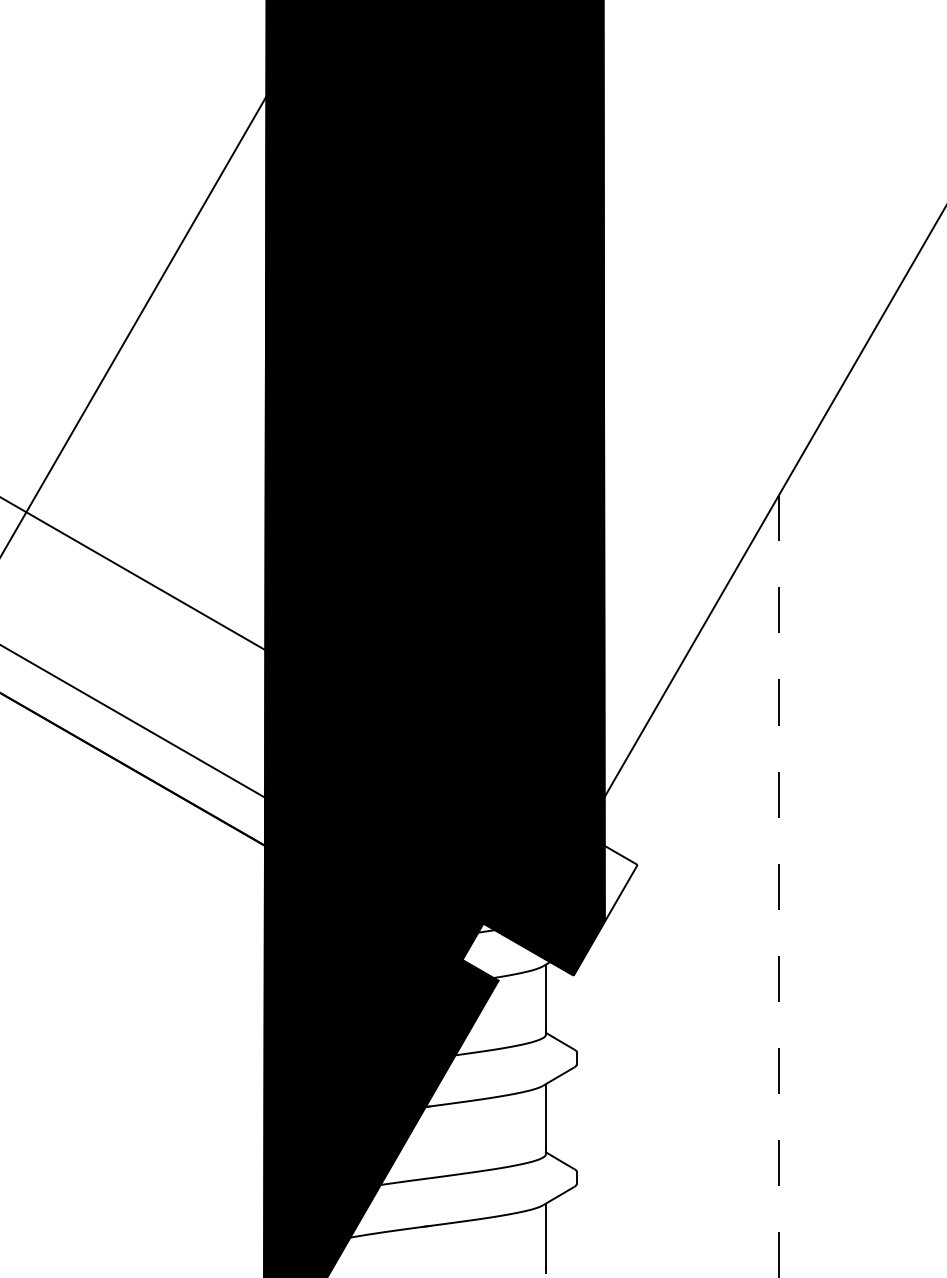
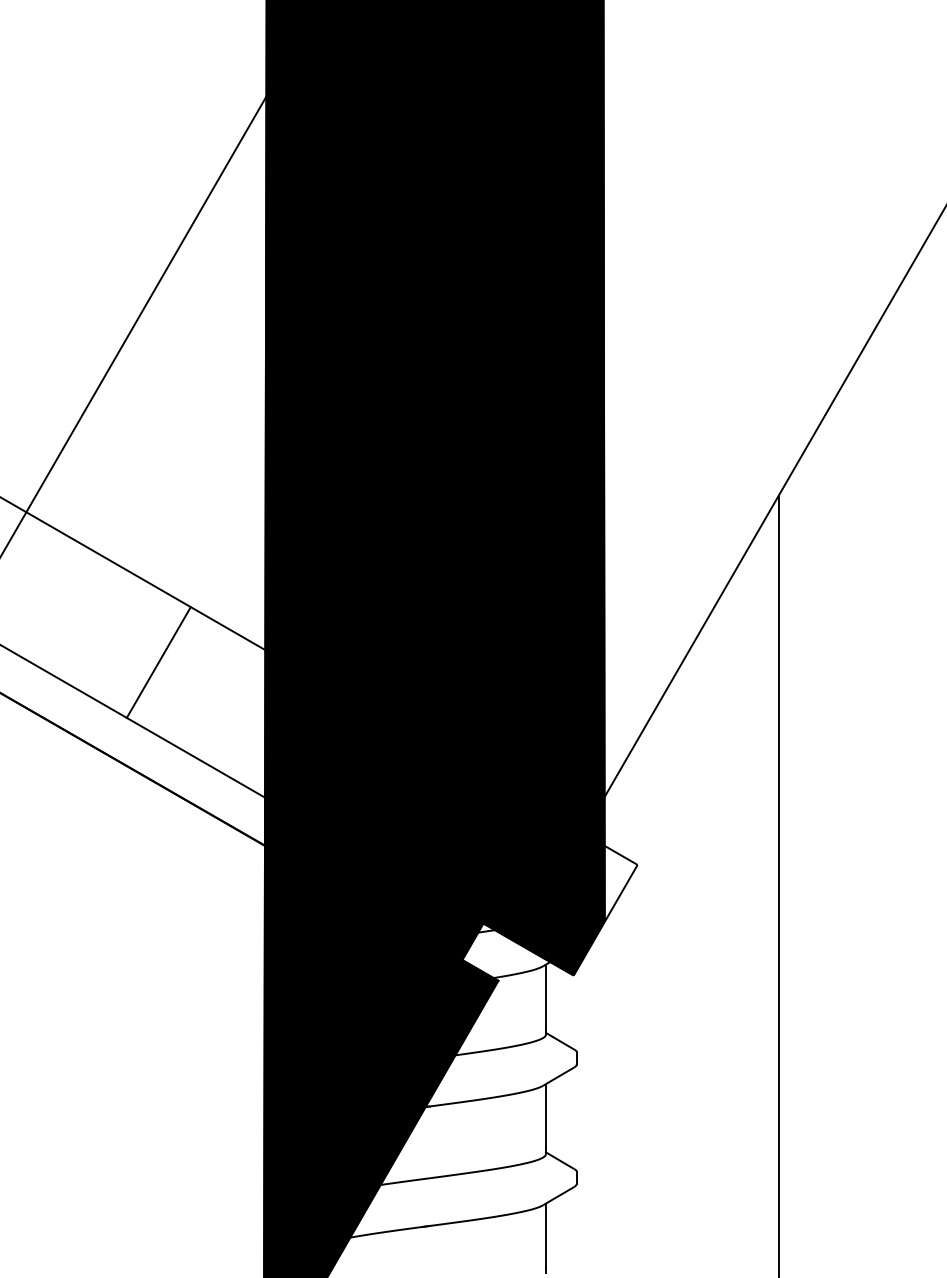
line: none -> present (158, 662)
line: dashed -> solid (778, 887)
